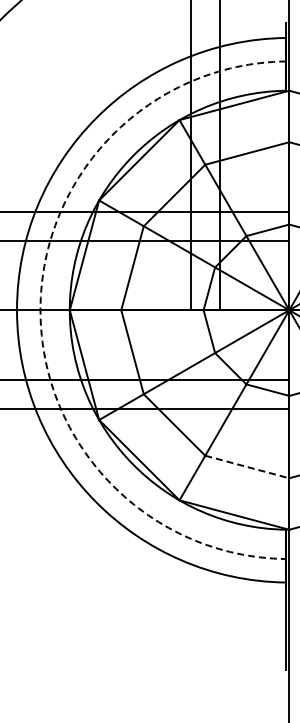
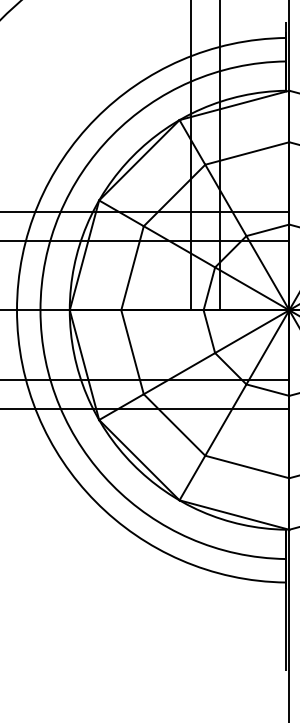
arc: dashed -> solid (40, 310)
line: dashed -> solid (247, 467)
